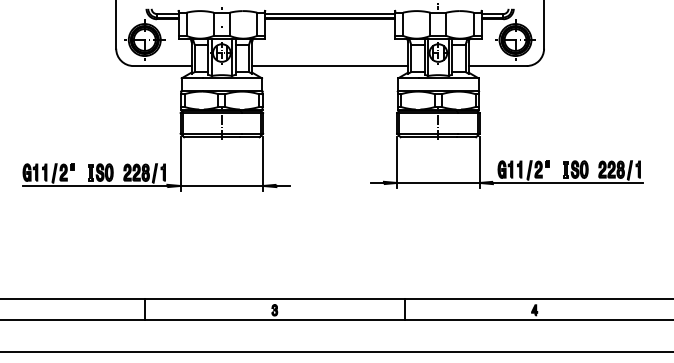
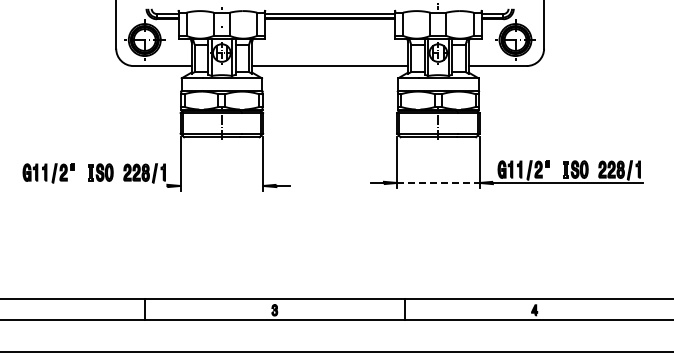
line: solid -> dashed (438, 182)
line: present -> none (95, 185)
line: present -> none (221, 185)
